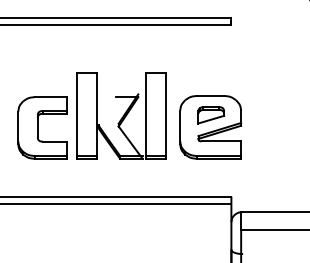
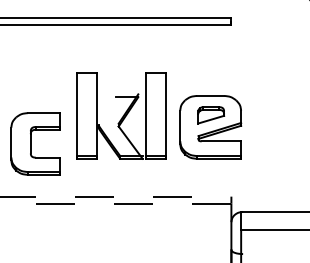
part position: (42, 127) -> (35, 143) (35, 143)
line: solid -> dashed (116, 196)
line: solid -> dashed (115, 203)
